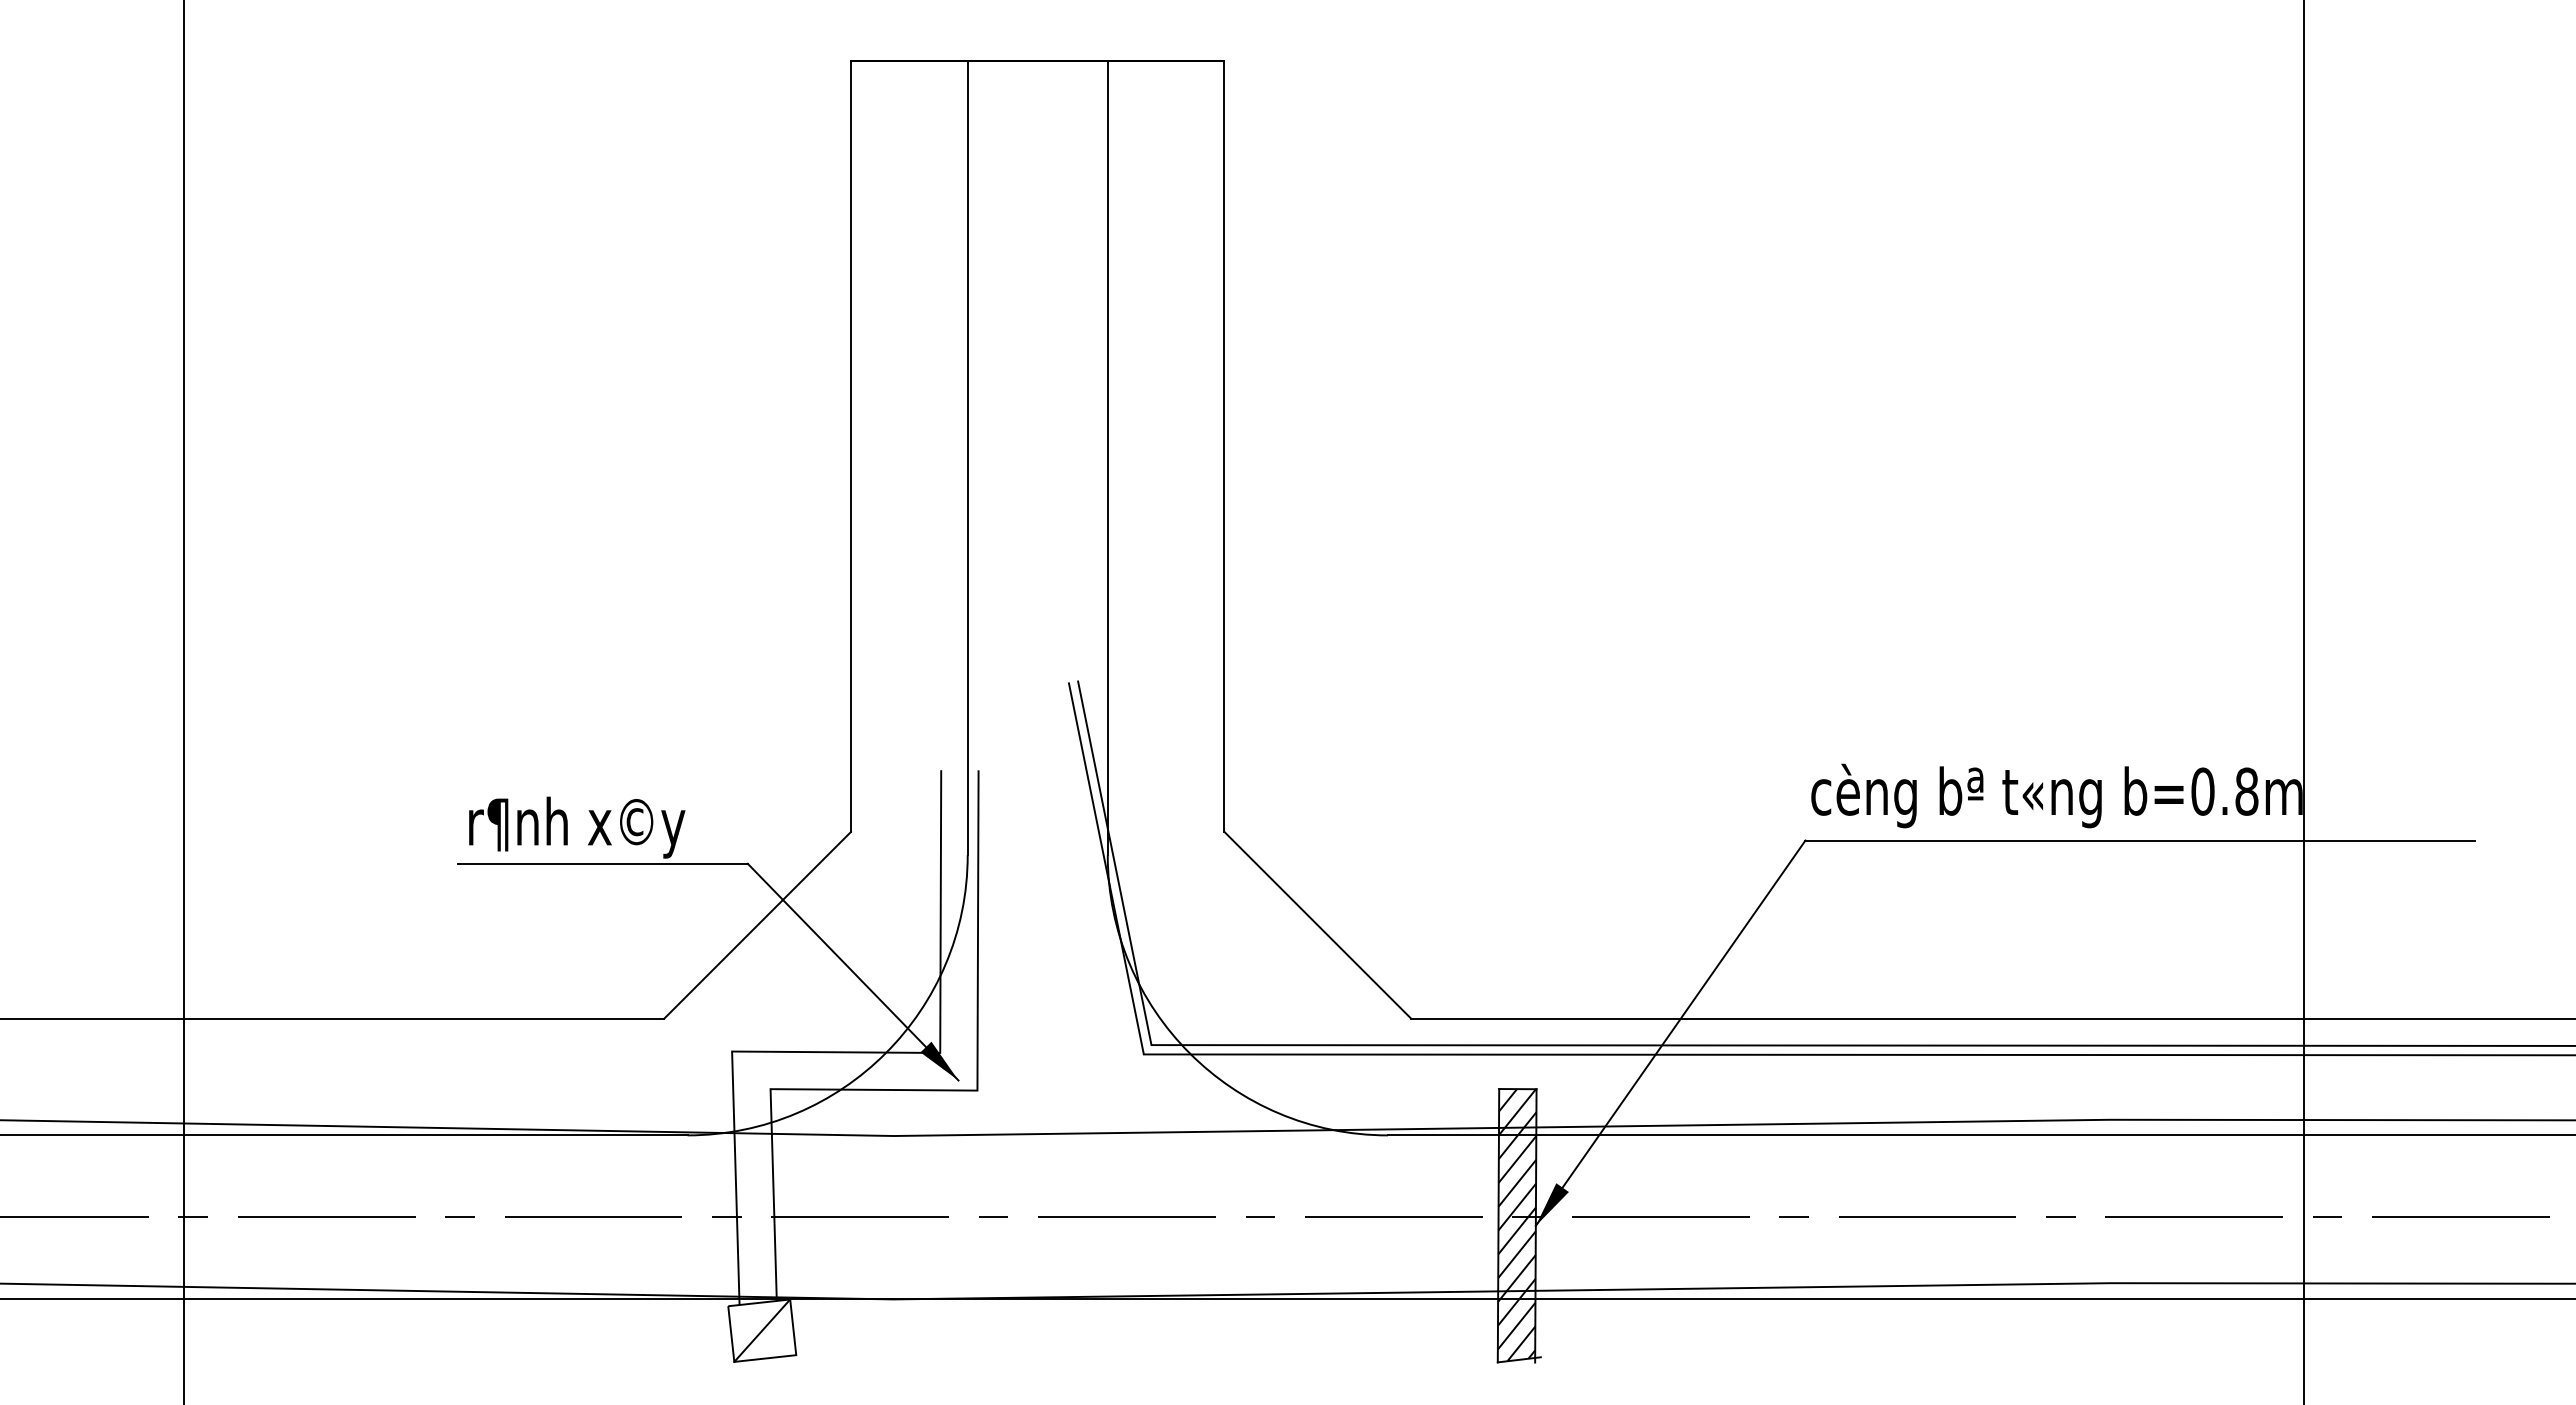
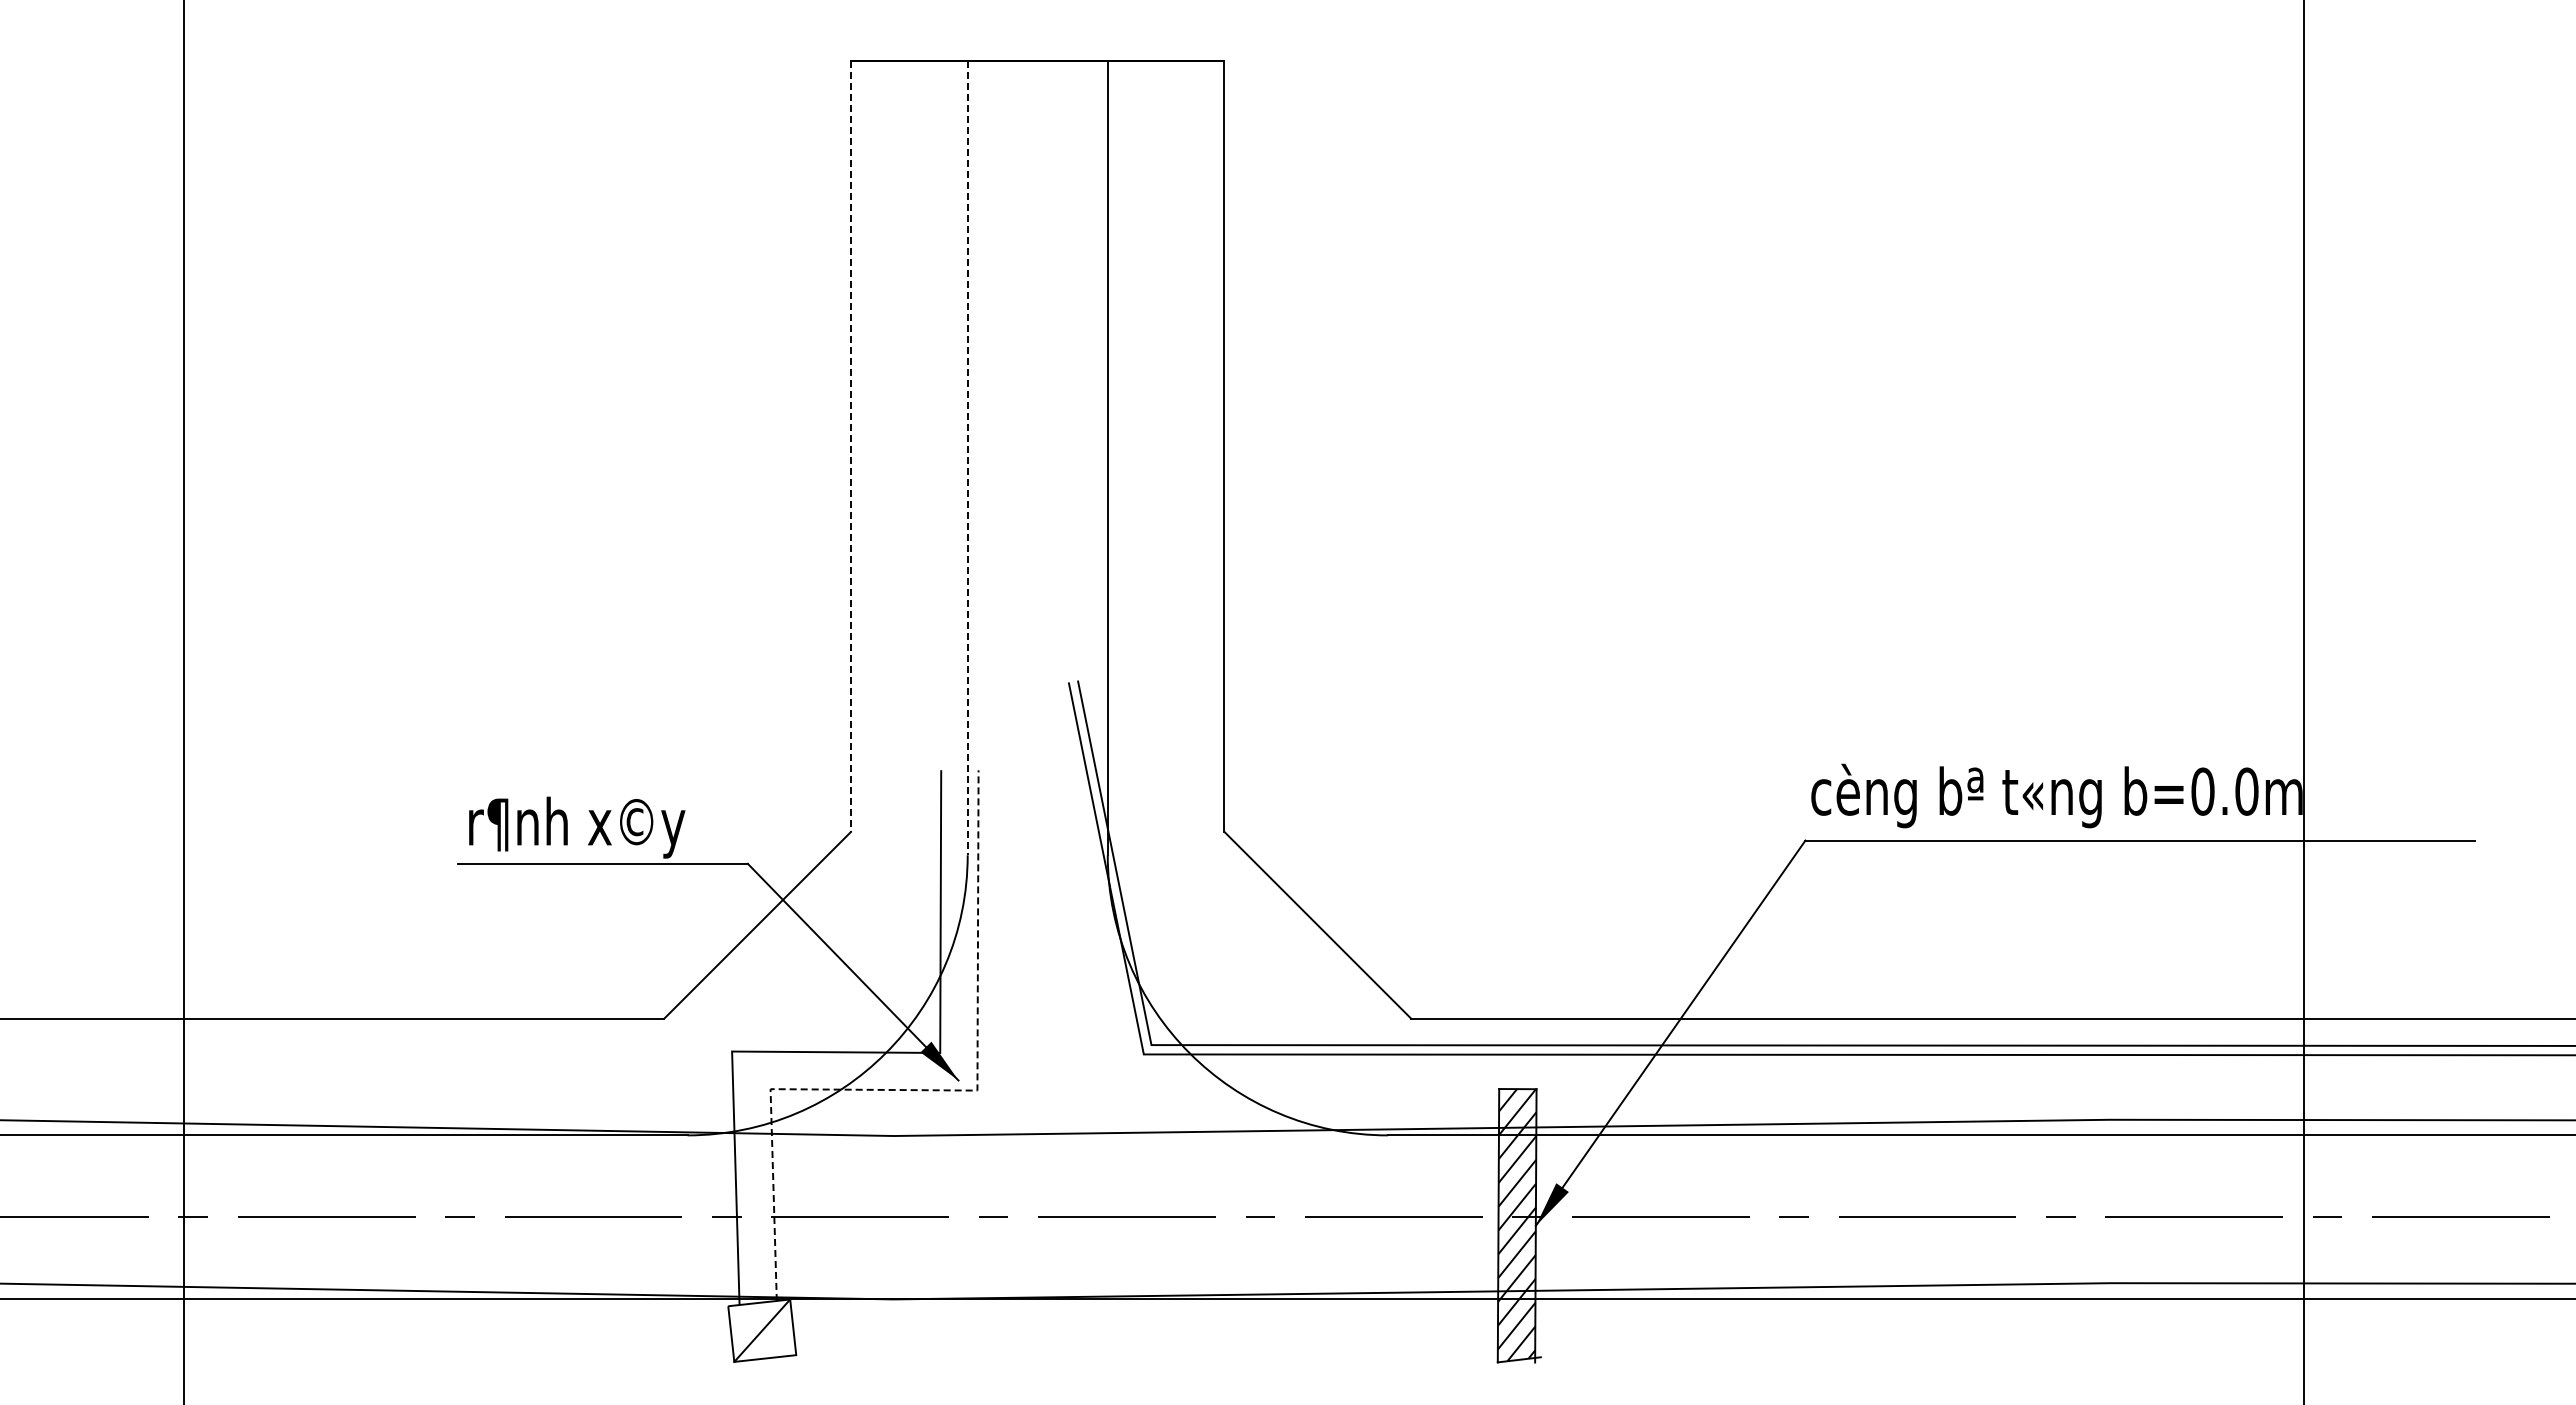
line: solid -> dashed (851, 446)
line: solid -> dashed (967, 458)
text: b=0.8m -> b=0.0m (2246, 791)
line: solid -> dashed (928, 1090)
